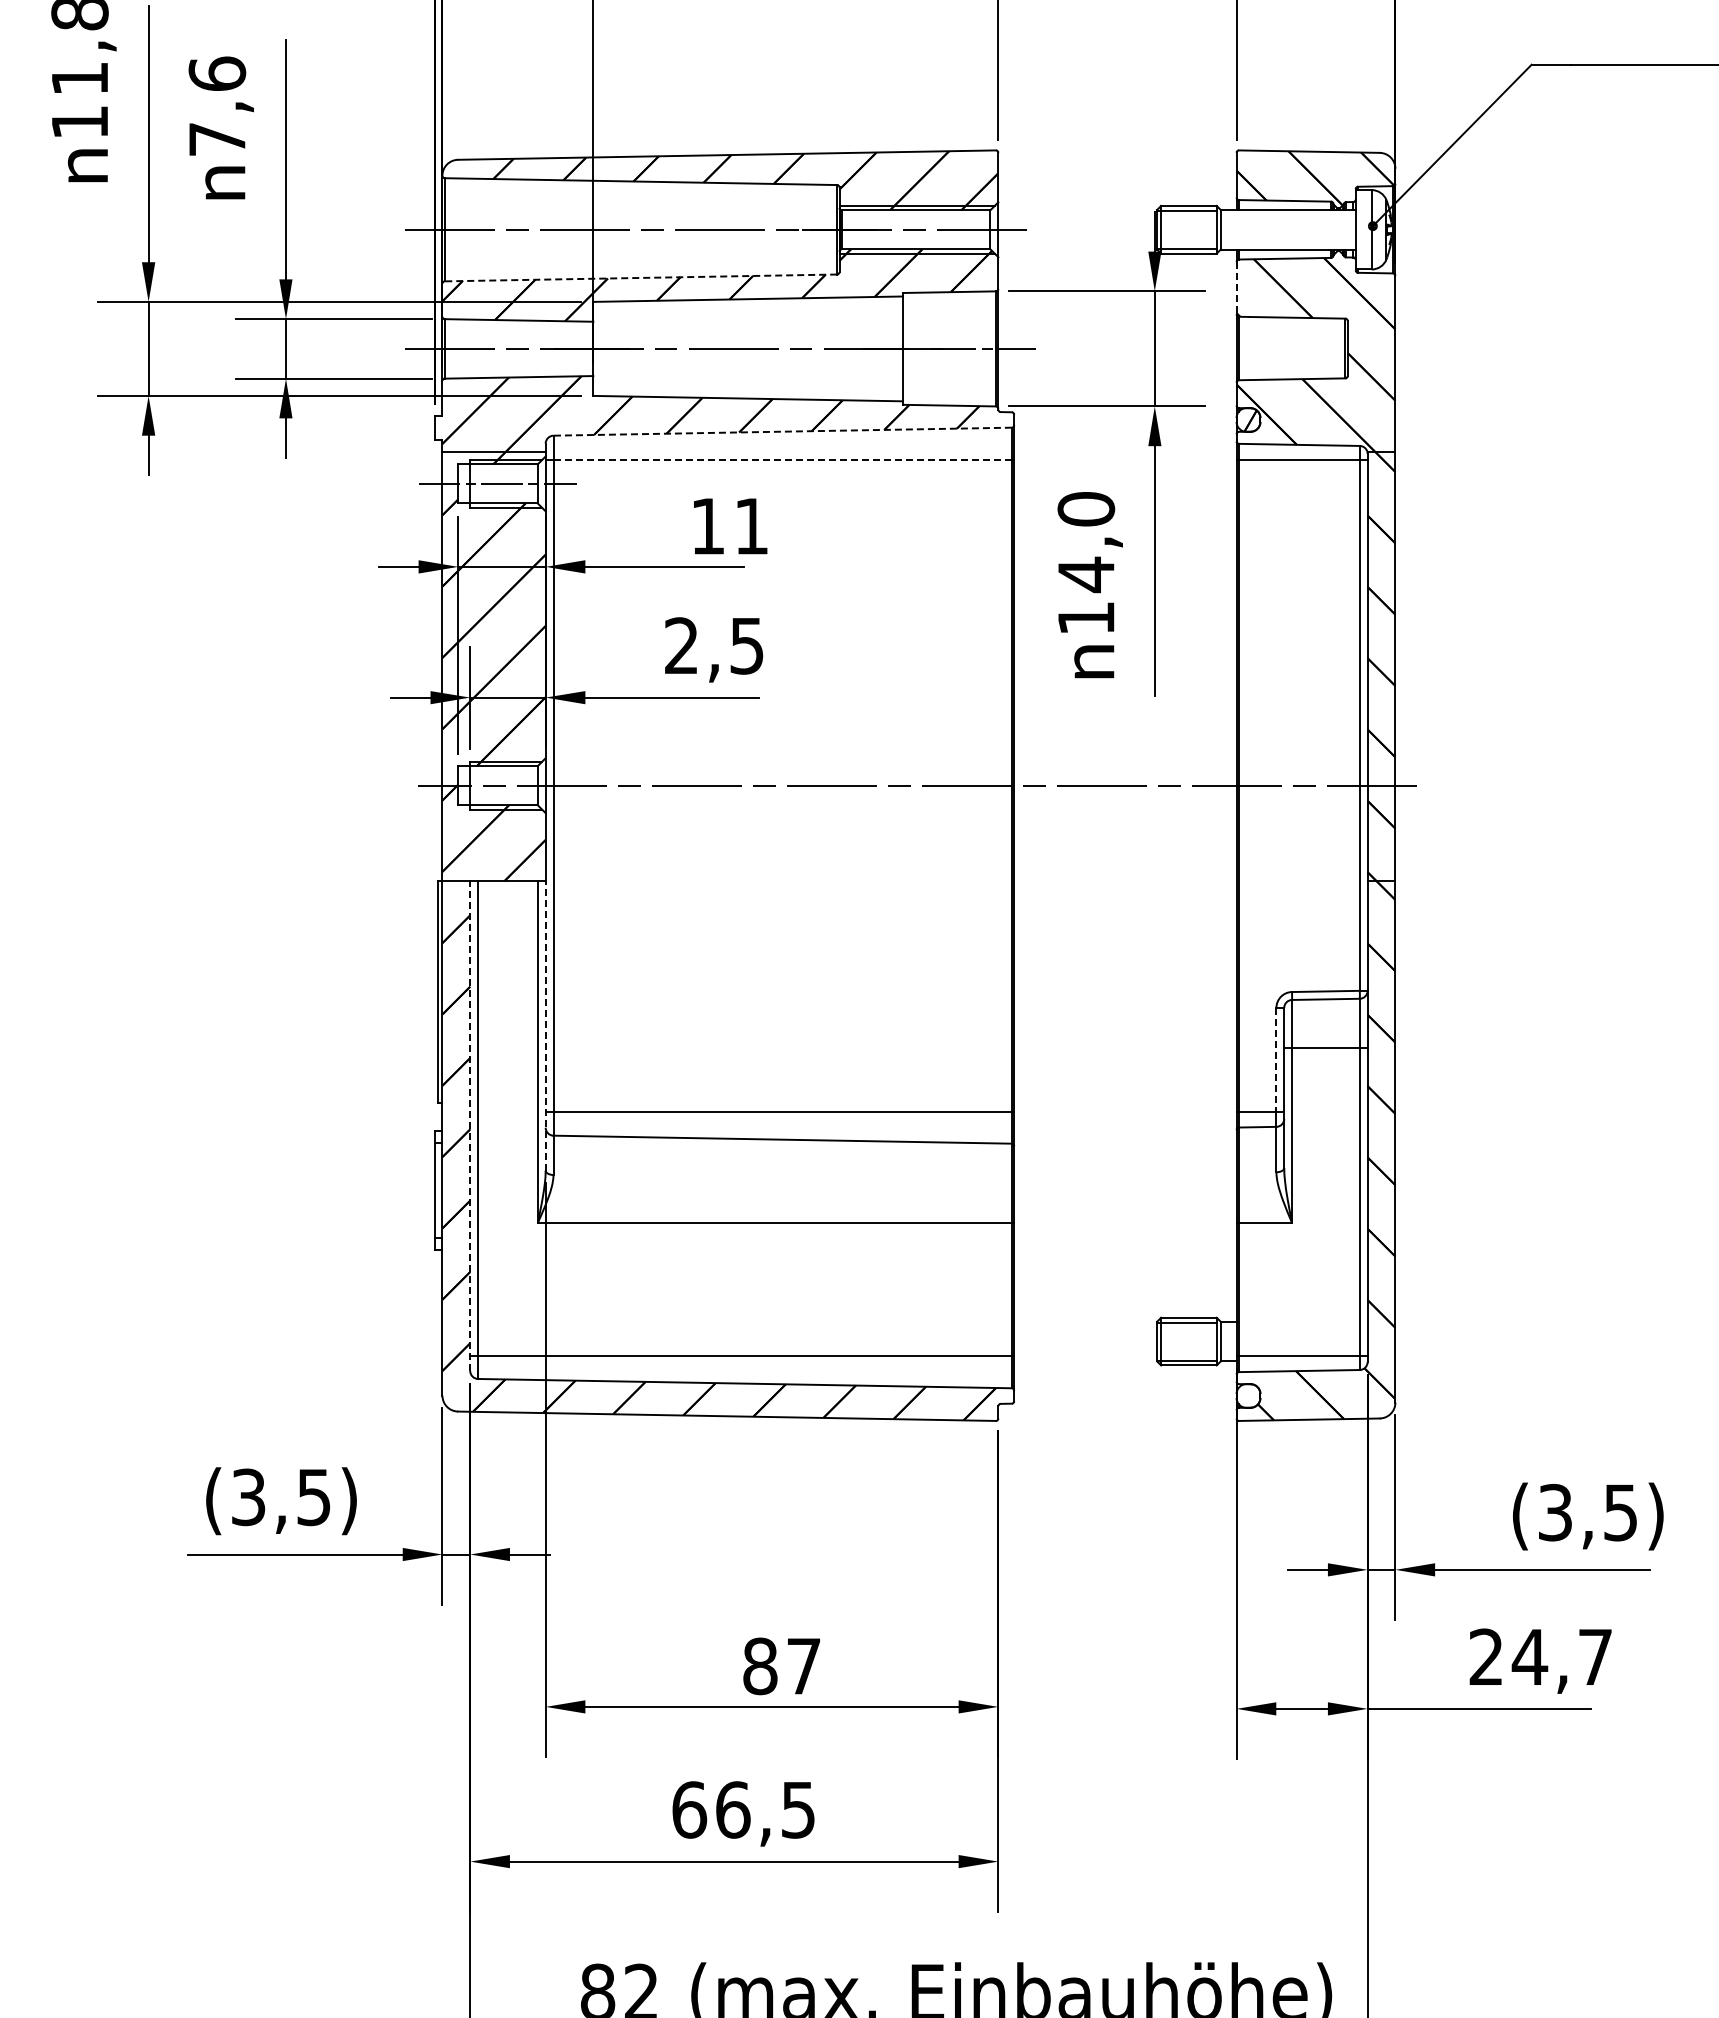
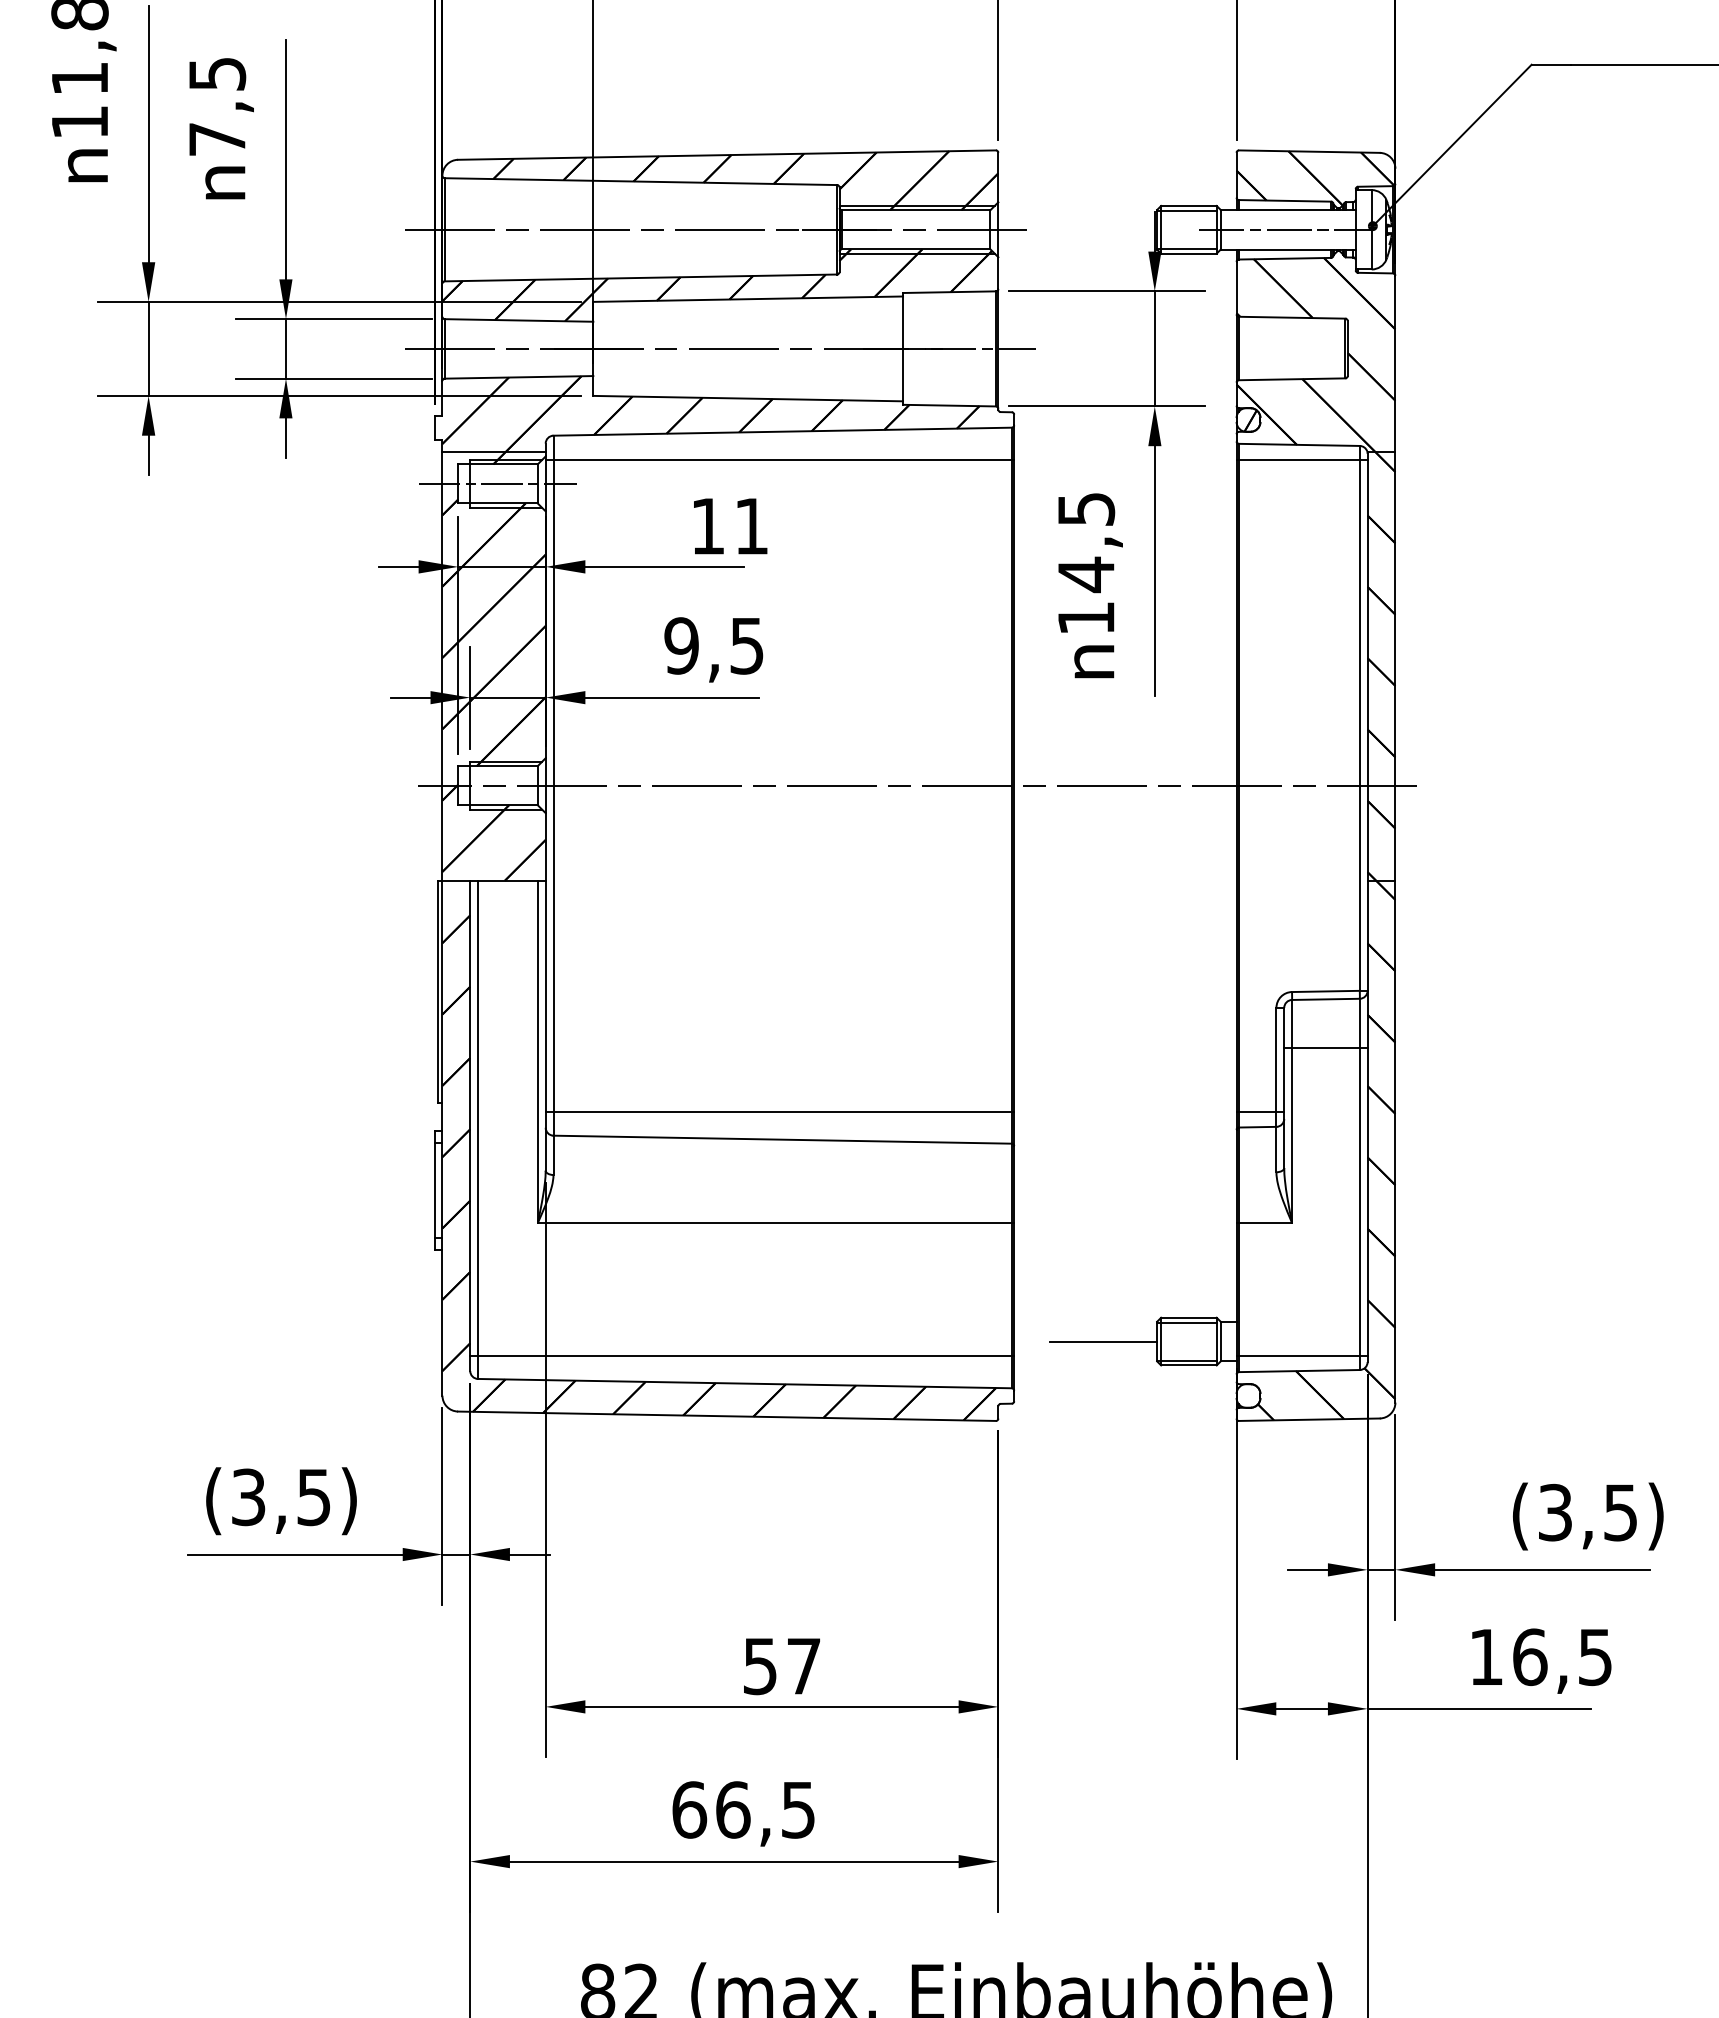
text: 7,6 -> 7,5 (217, 73)
line: none -> present (1284, 229)
line: dashed -> solid (640, 277)
line: dashed -> solid (1236, 288)
line: dashed -> solid (782, 431)
line: dashed -> solid (783, 459)
text: 14,0 -> 14,5 (1086, 509)
text: 2,5 -> 9,5 (681, 645)
line: dashed -> solid (545, 1025)
line: dashed -> solid (1276, 1059)
line: dashed -> solid (470, 1125)
line: none -> present (1103, 1341)
text: 24,7 -> 16,5 (1540, 1657)
text: 87 -> 57 (760, 1666)
